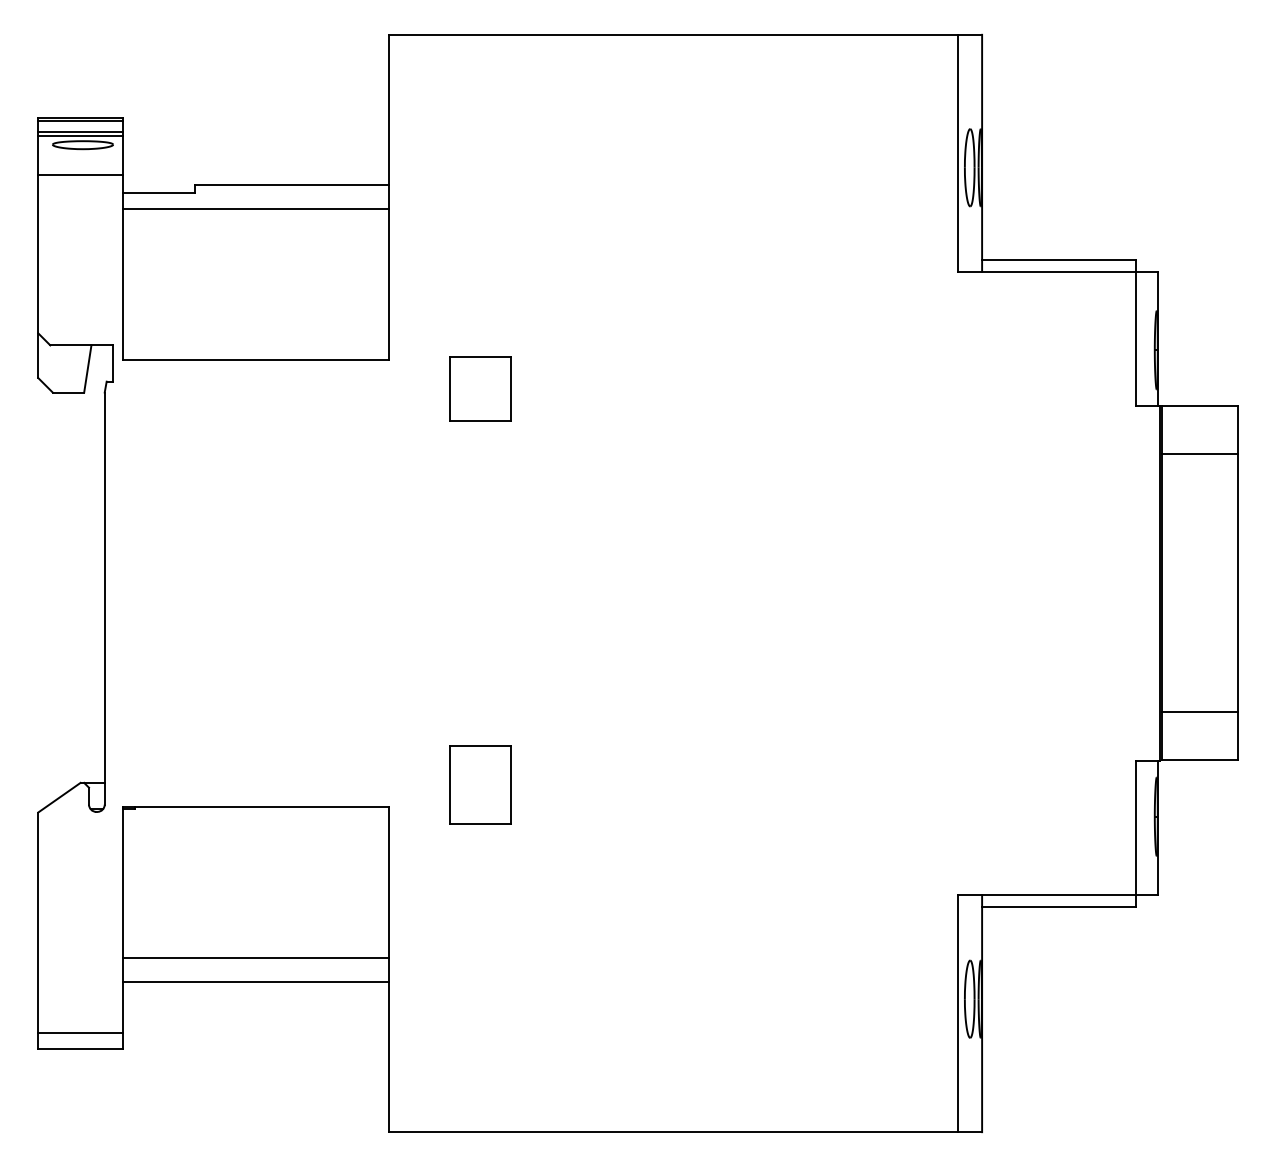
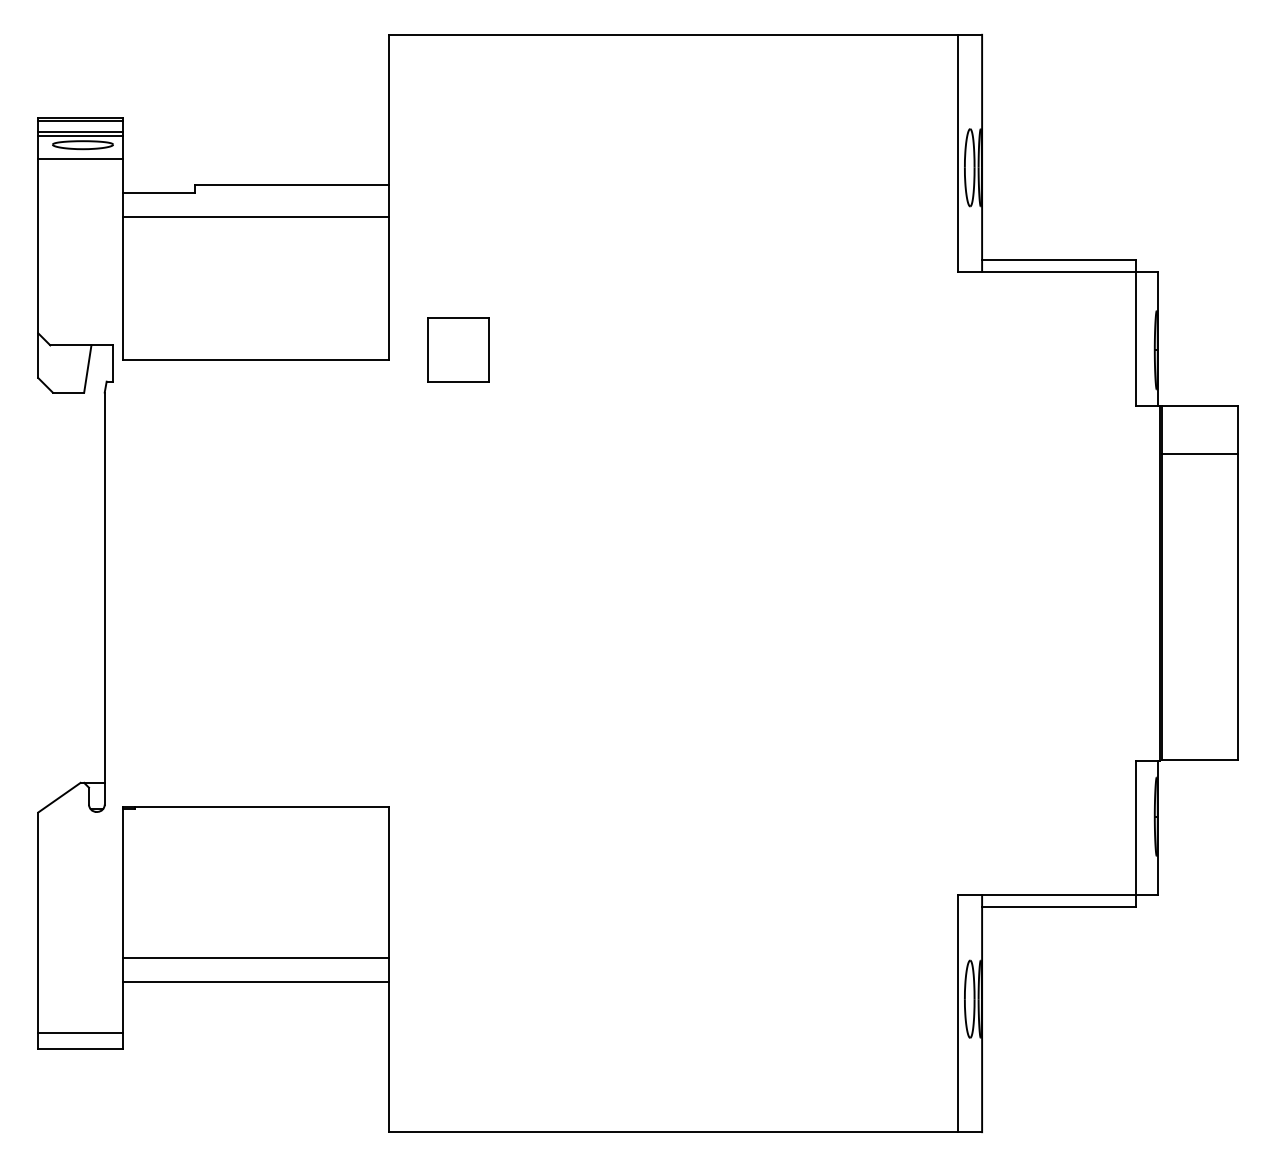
line position: (80, 175) -> (80, 159) (80, 159)
line position: (255, 208) -> (255, 216) (255, 216)
part position: (480, 388) -> (458, 349) (458, 349)
line: present -> none (1199, 711)
part: present -> none (480, 784)
